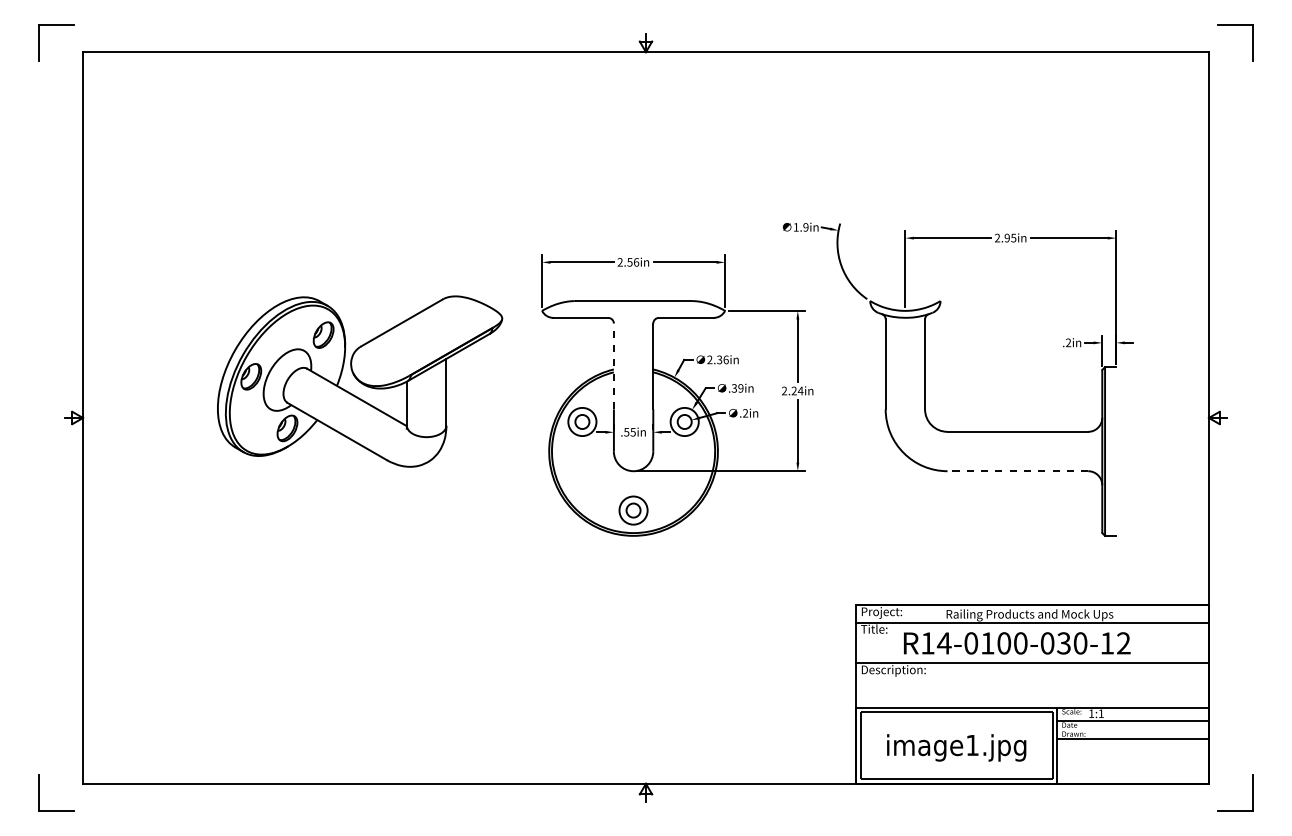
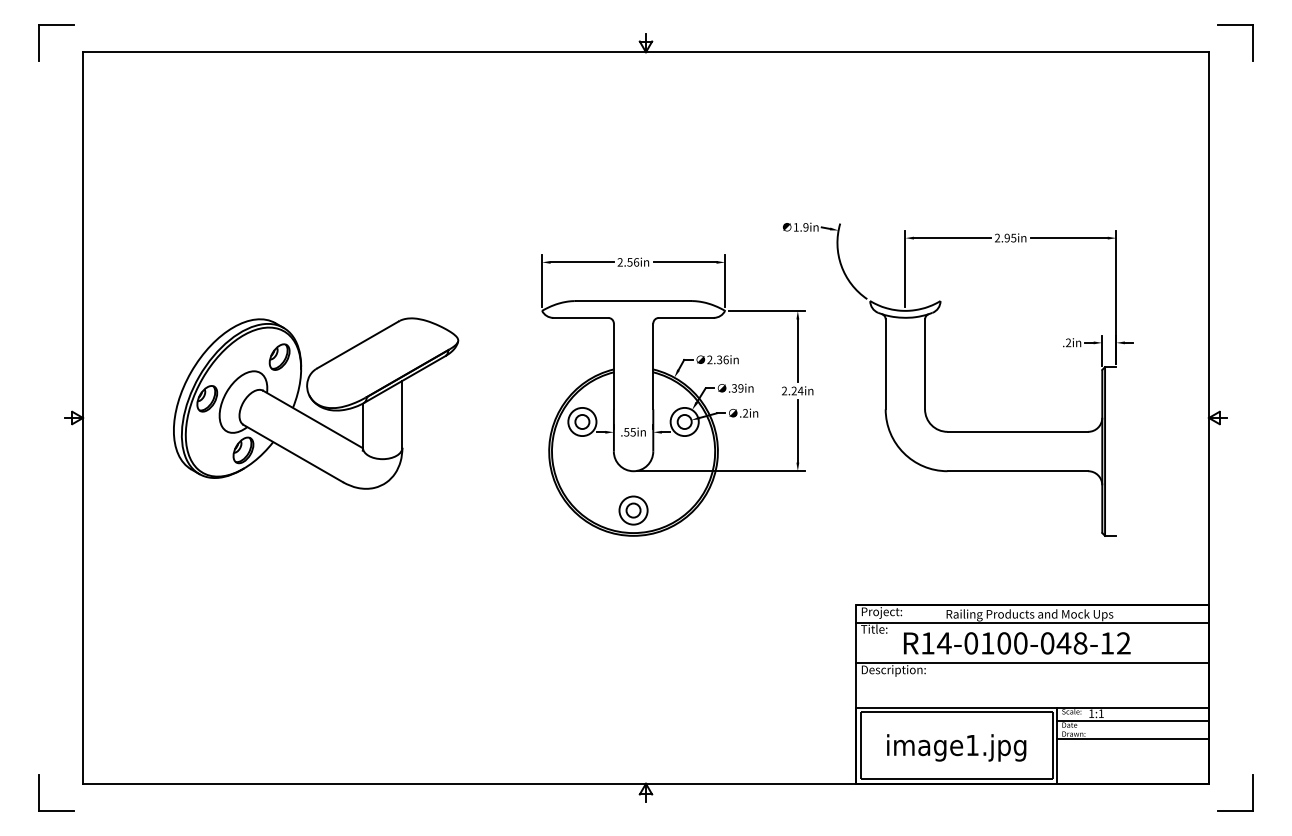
line: dashed -> solid (613, 366)
part position: (360, 381) -> (316, 403) (316, 403)
line: dashed -> solid (1017, 471)
text: R14-0100-030-12 -> R14-0100-048-12 (1071, 643)
